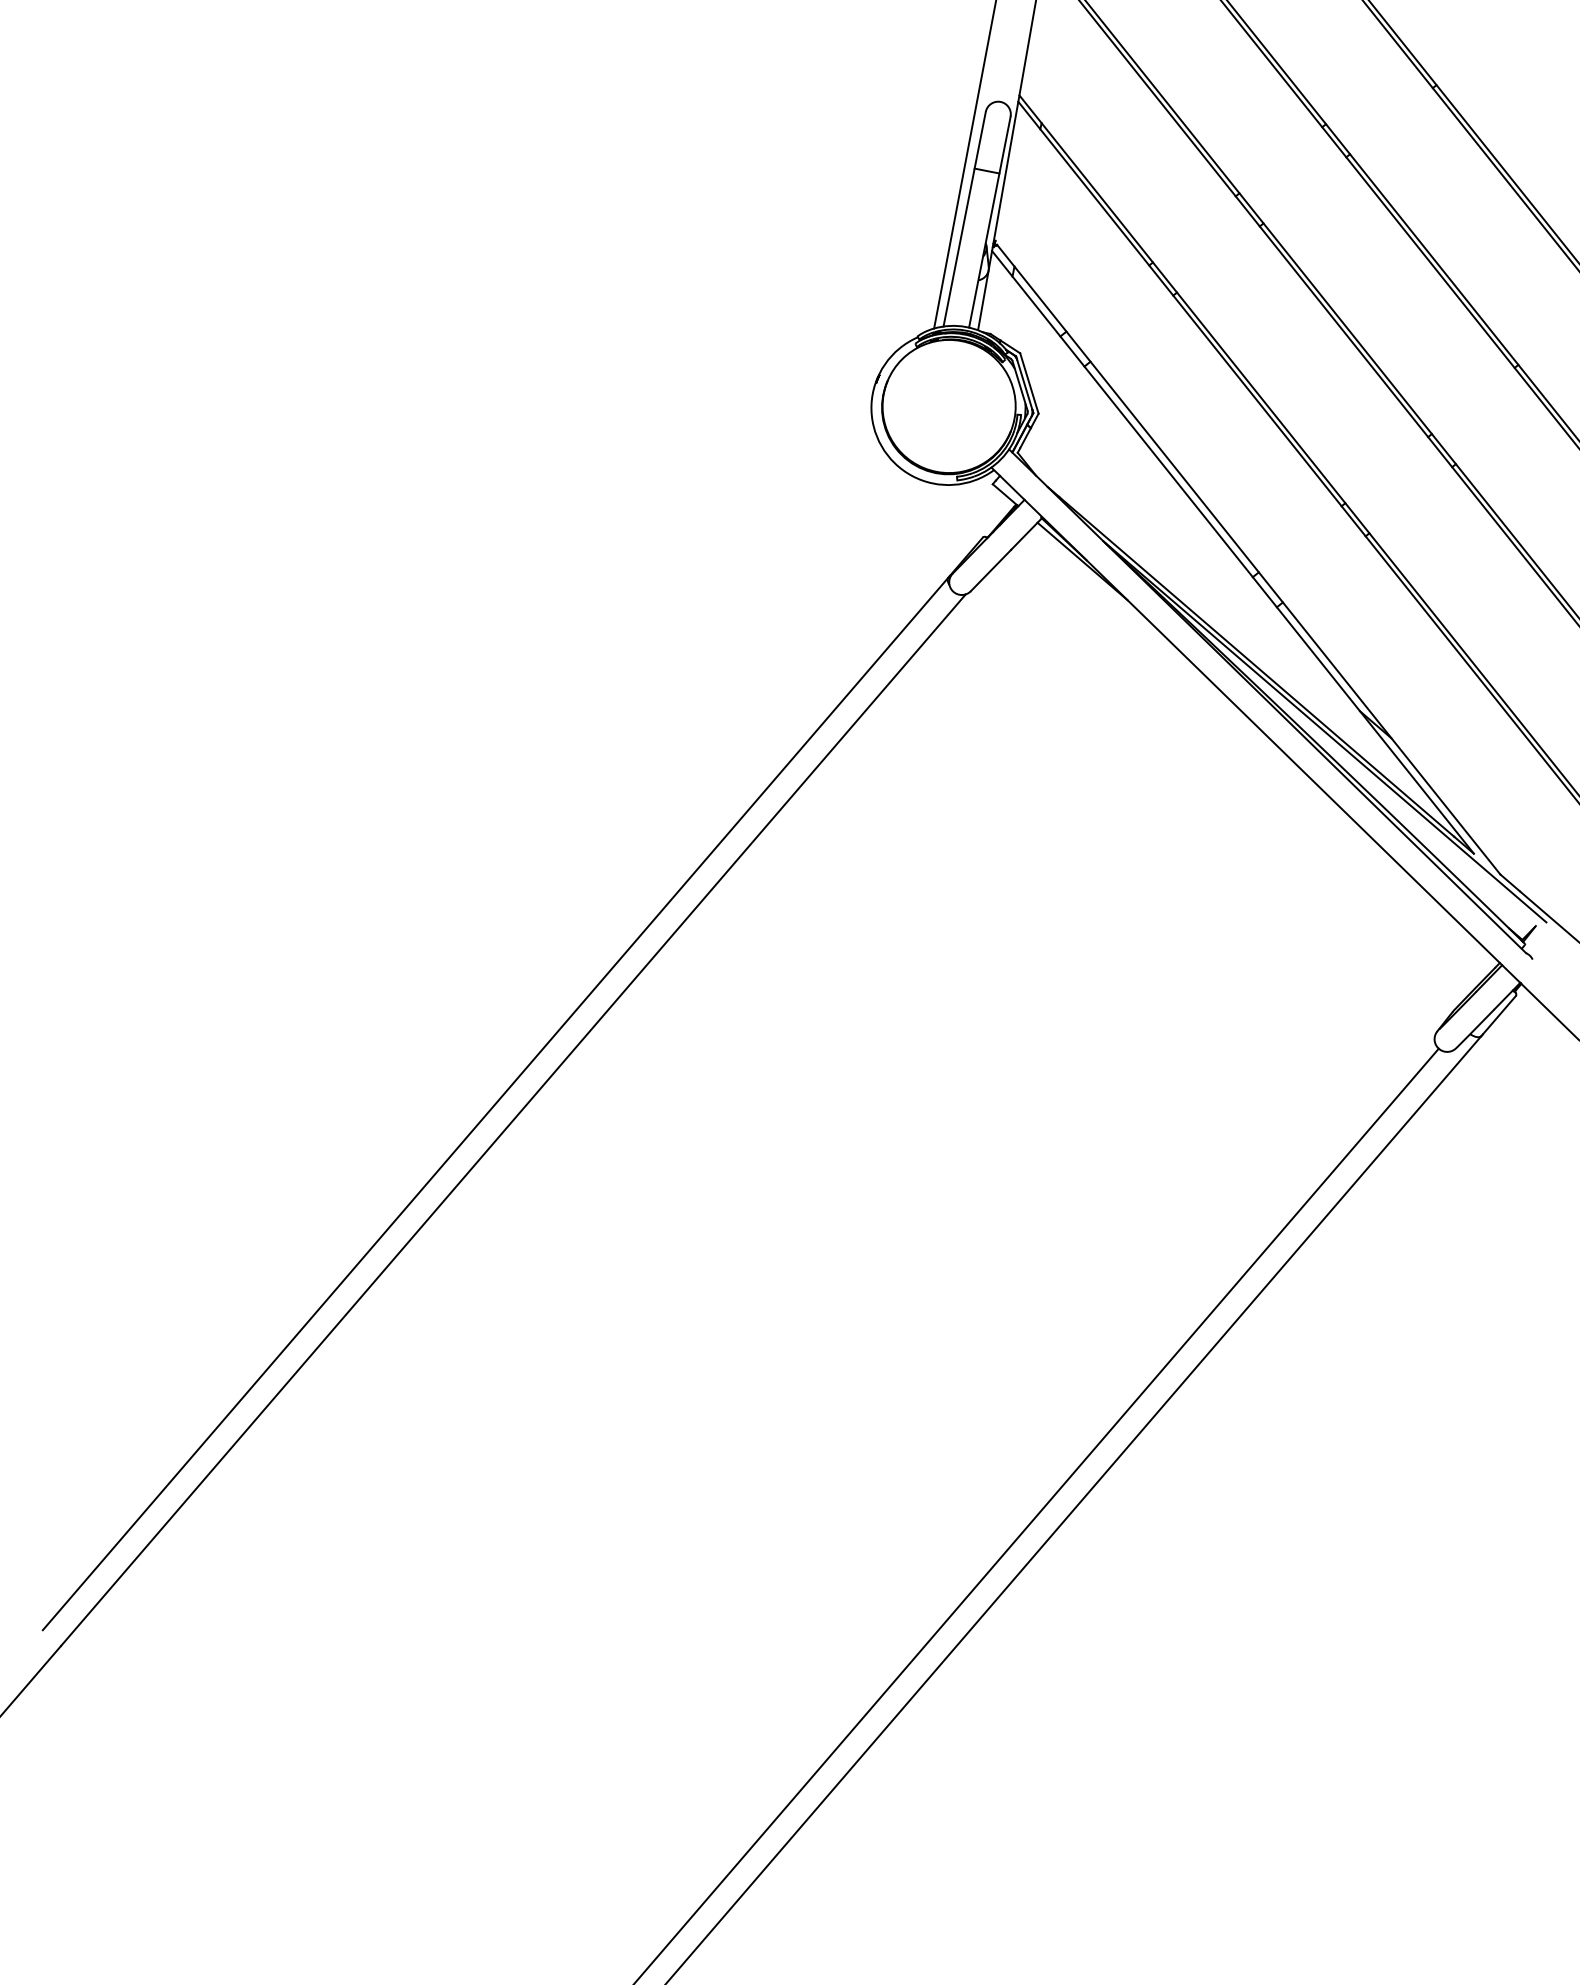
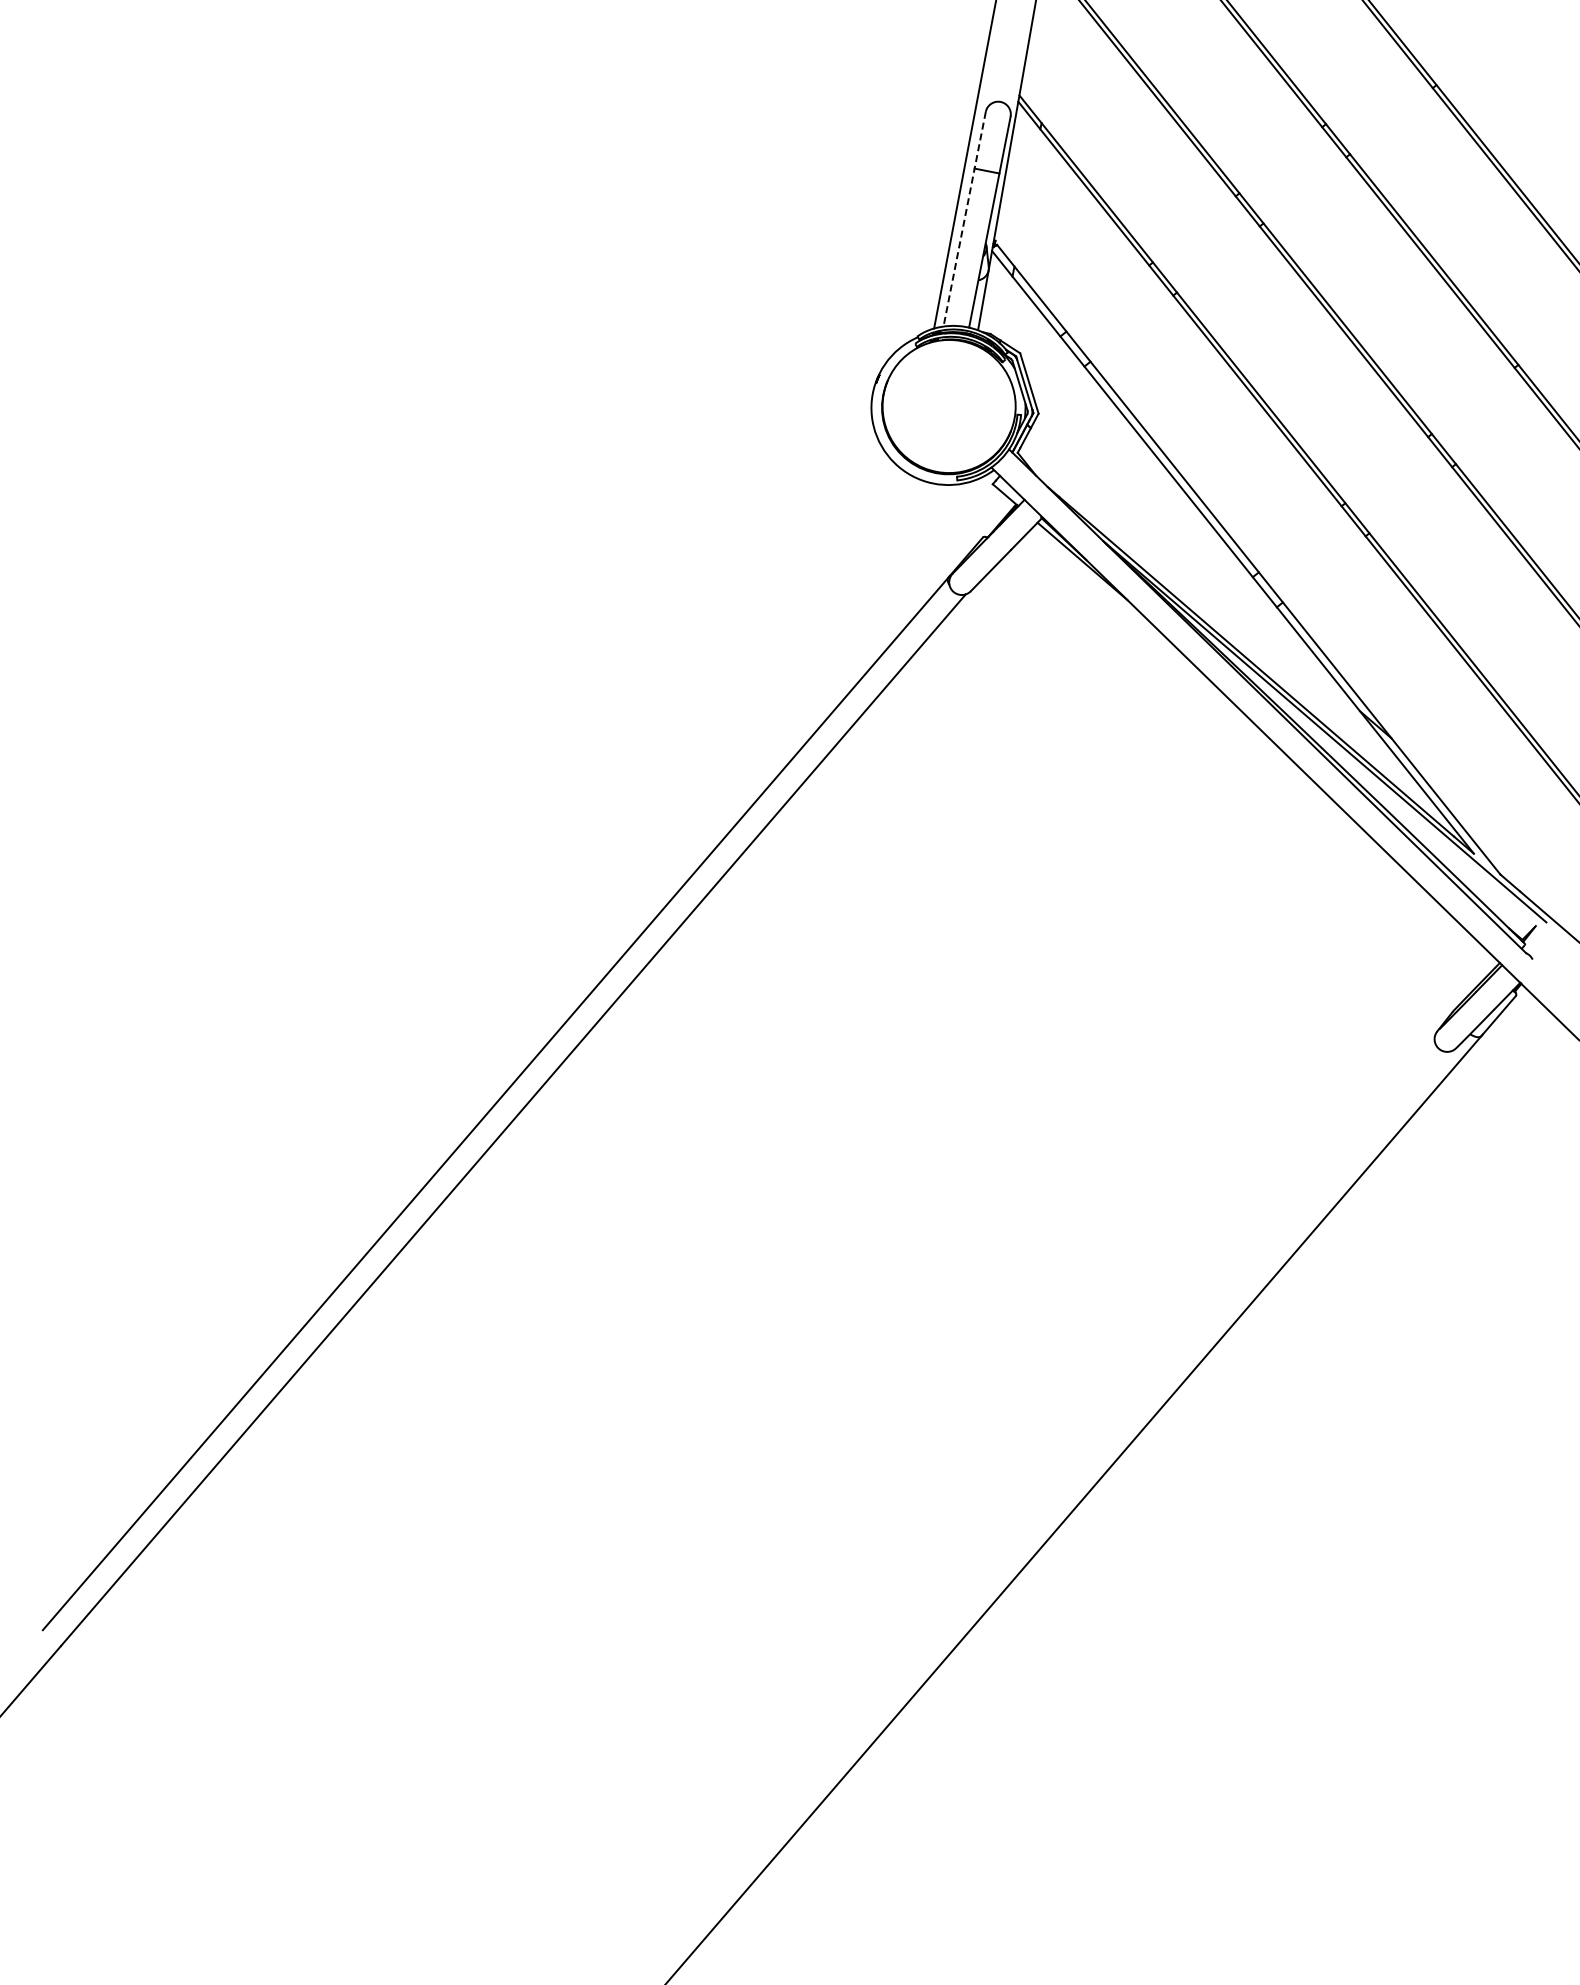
line: solid -> dashed (964, 219)
line: present -> none (1037, 1514)
